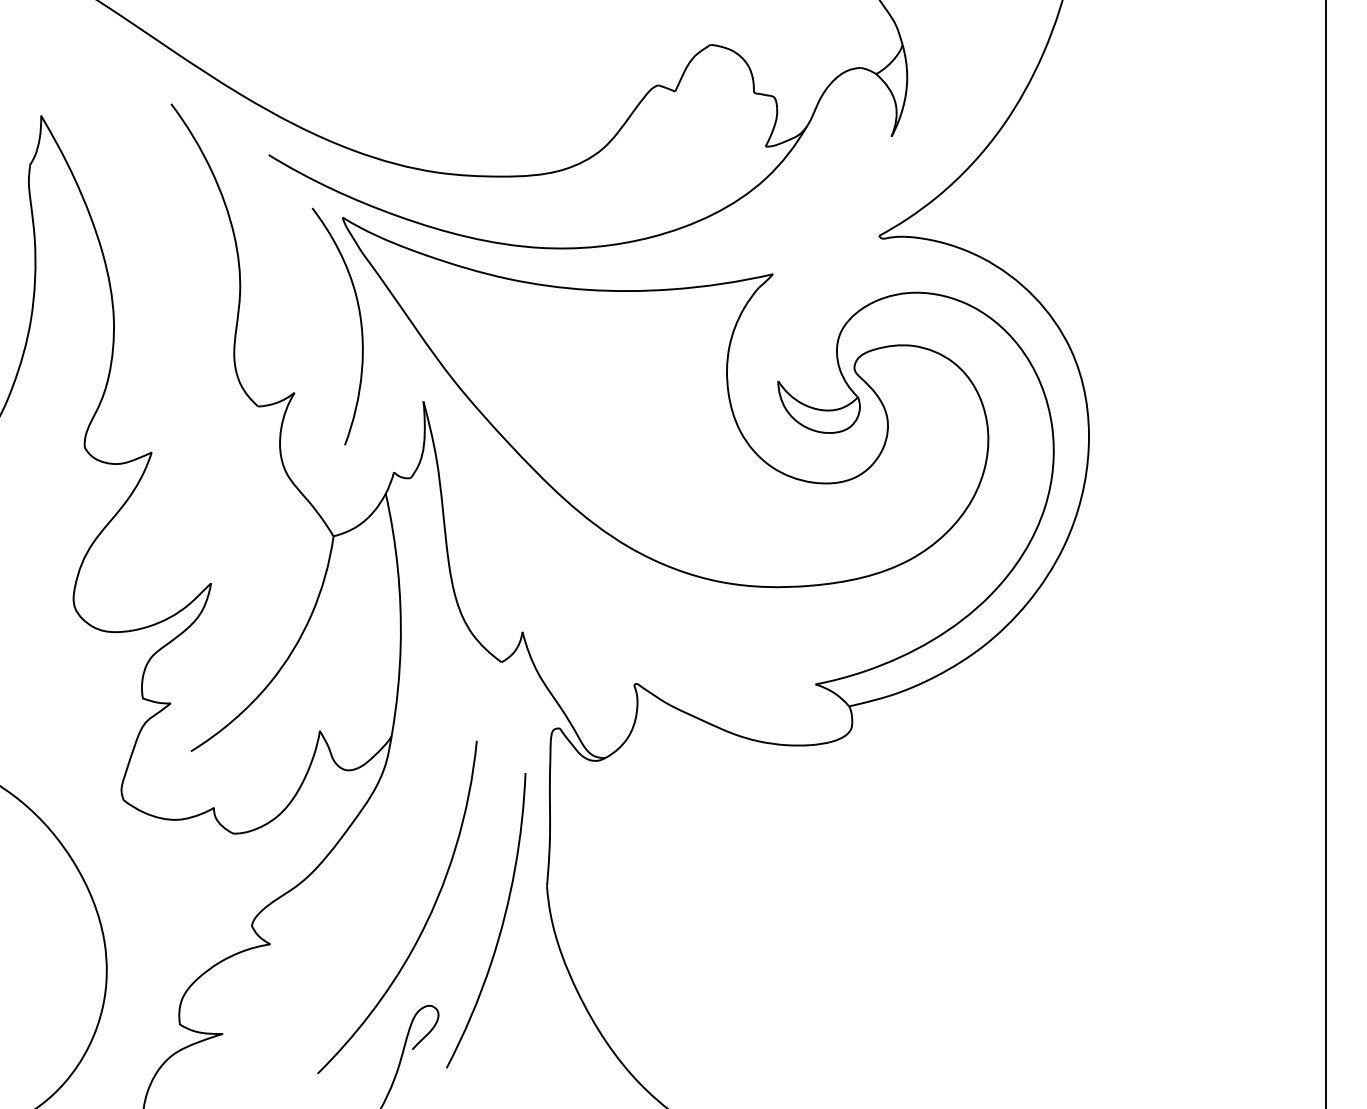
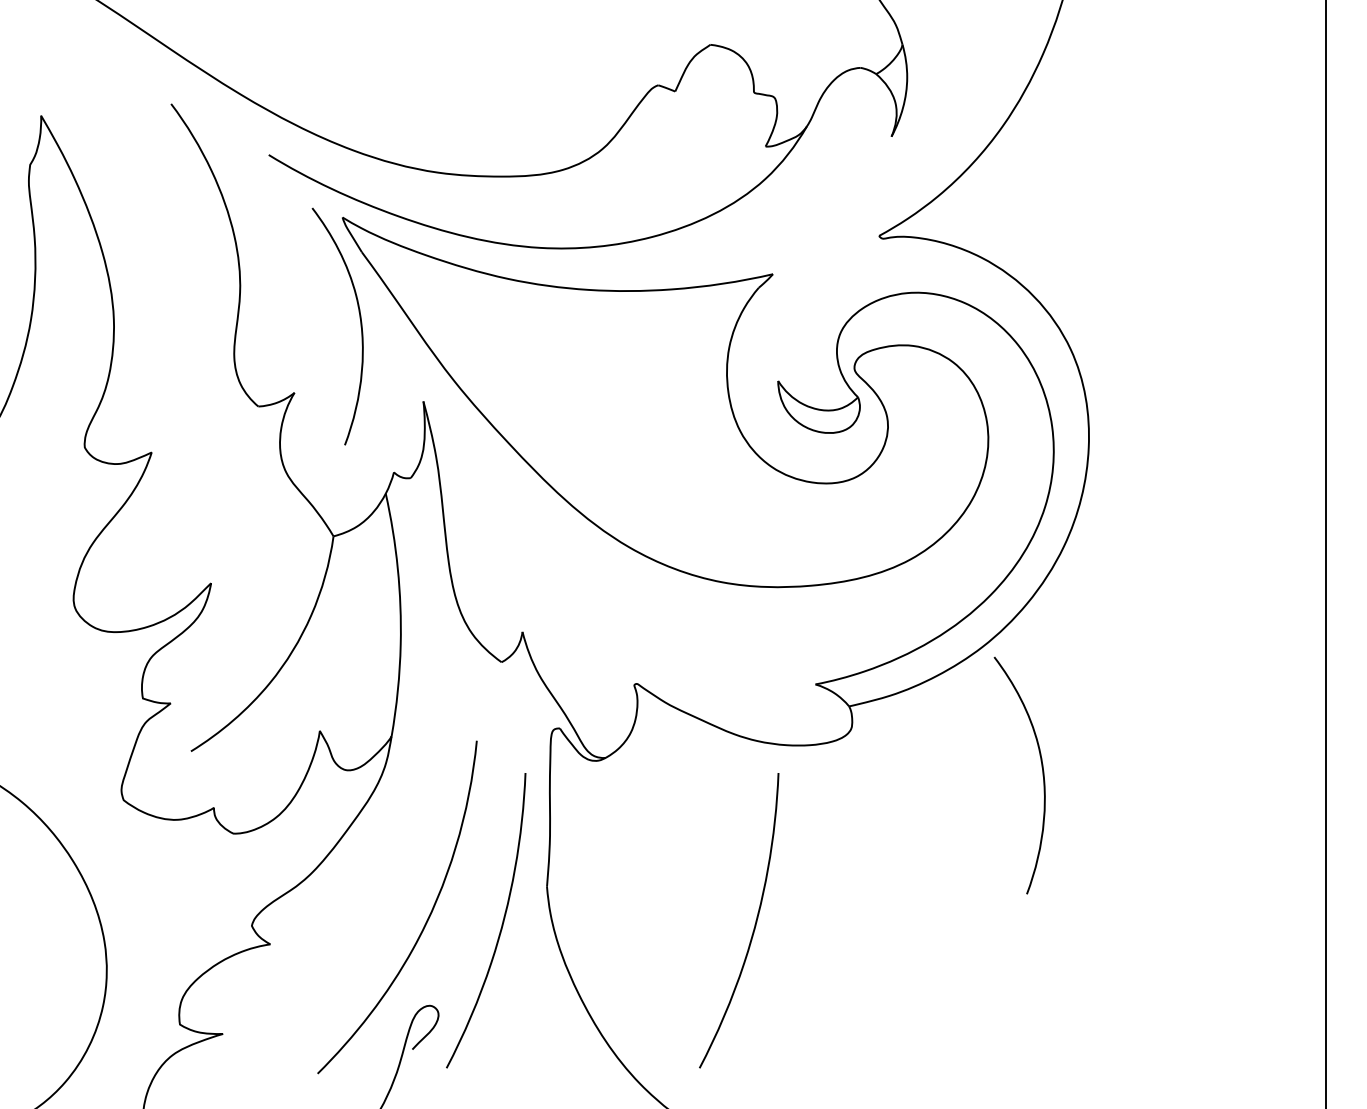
curve: none -> present (1042, 775)
curve: none -> present (754, 924)
